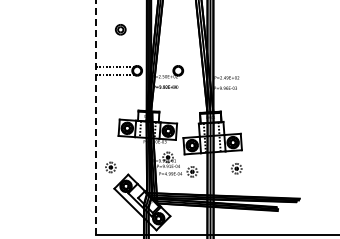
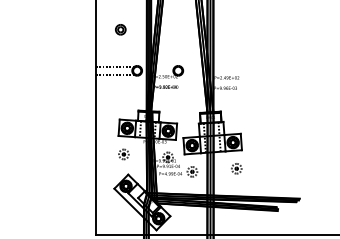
line: dashed -> solid (96, 118)
part position: (110, 167) -> (123, 154) (123, 154)
